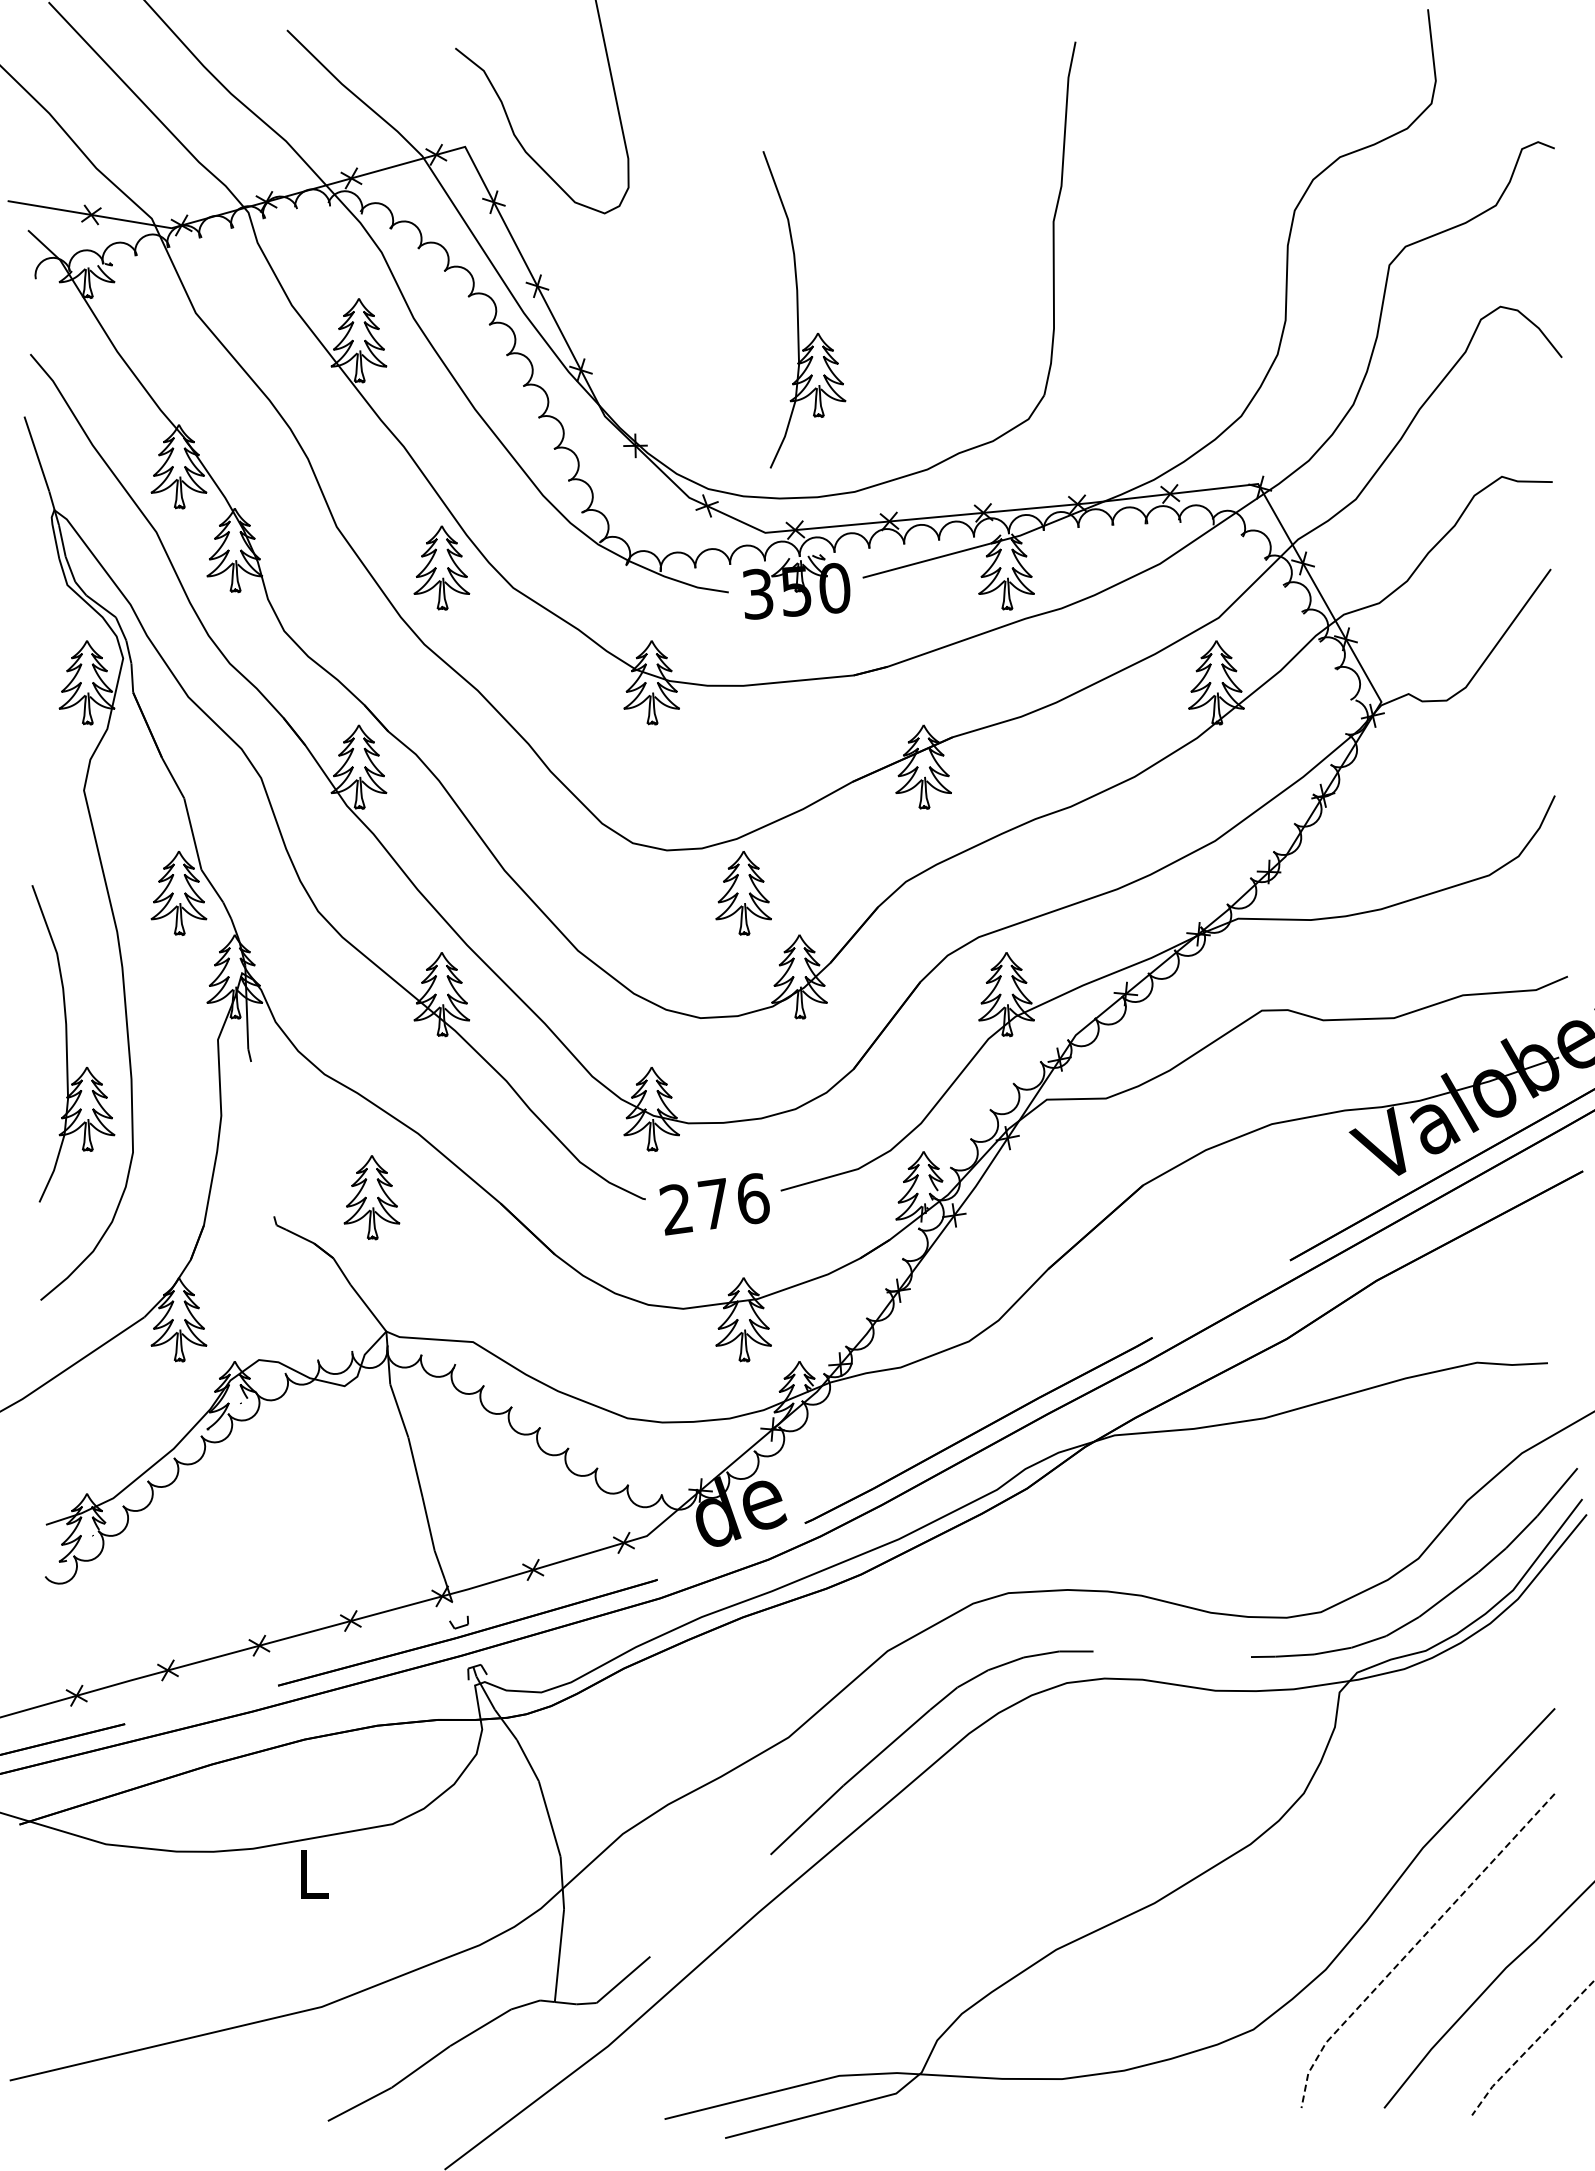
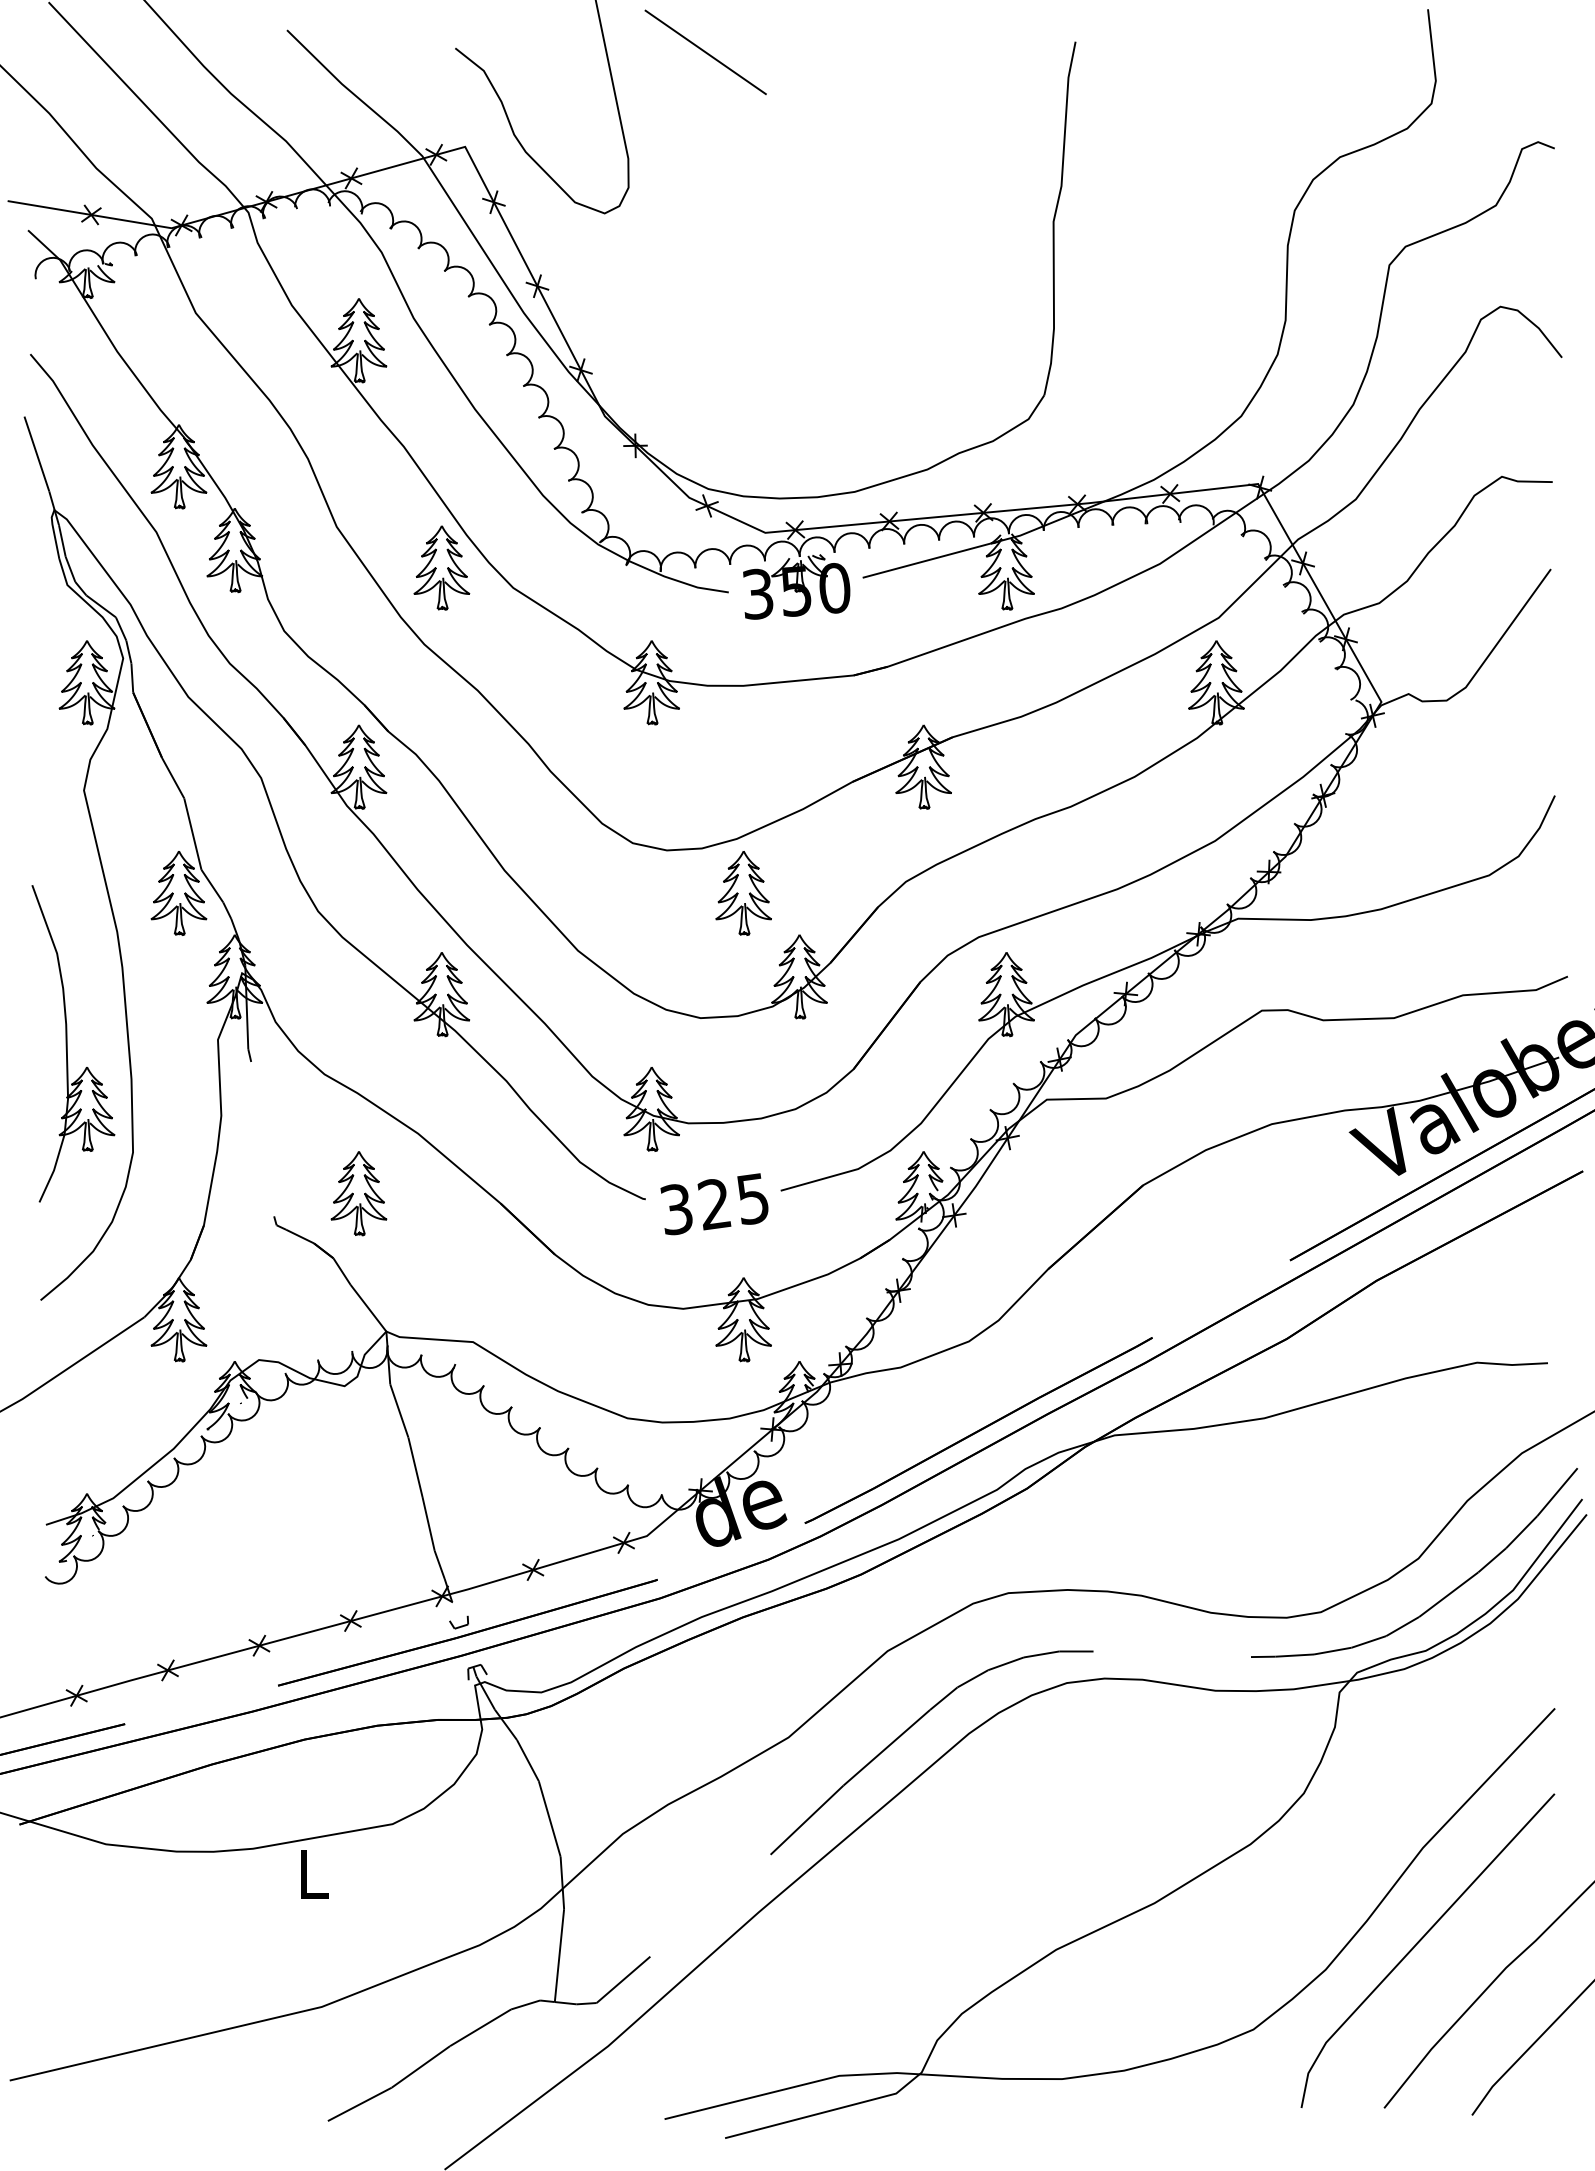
line: none -> present (705, 52)
part: present -> none (804, 309)
part position: (371, 1197) -> (358, 1193) (358, 1193)
text: 276 -> 325 (714, 1204)
line: dashed -> solid (1415, 1945)
line: dashed -> solid (1530, 2047)
